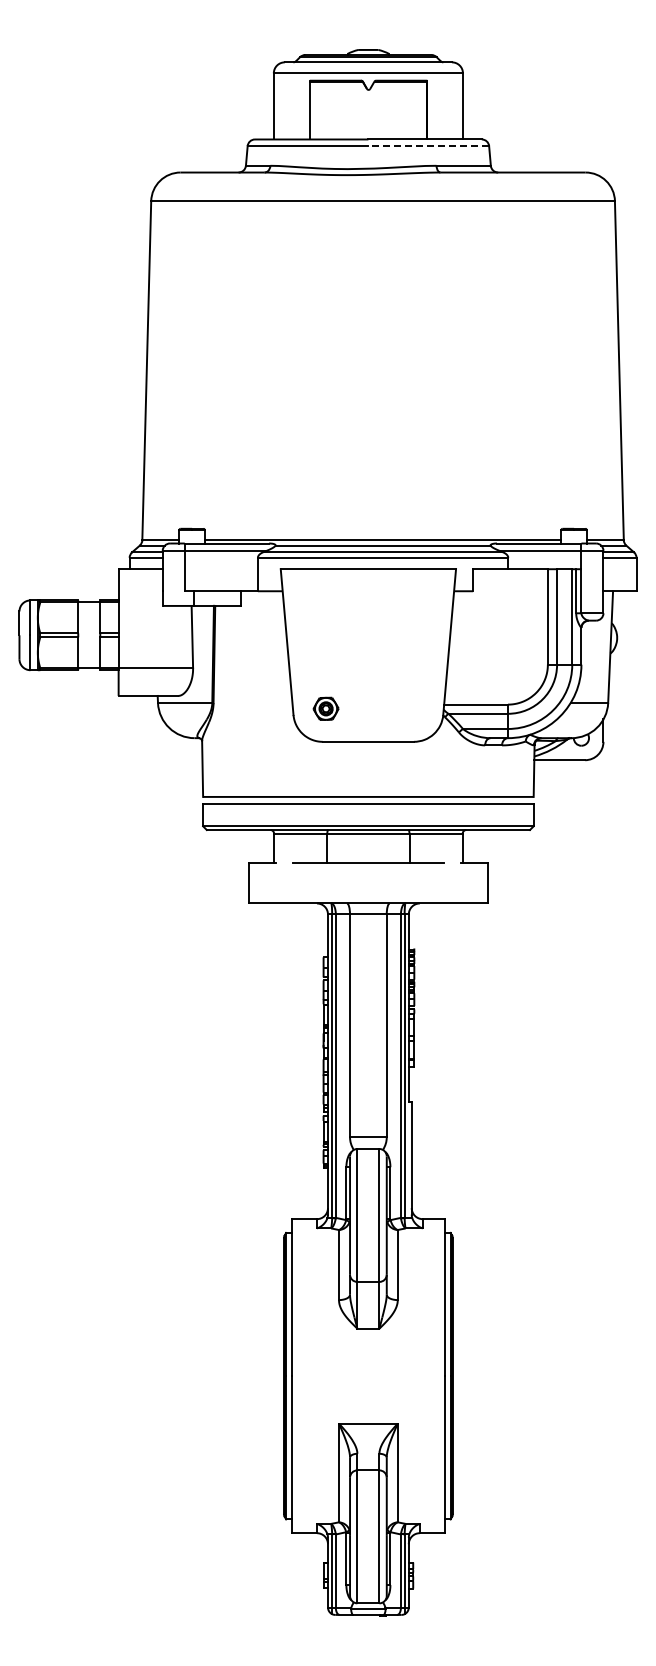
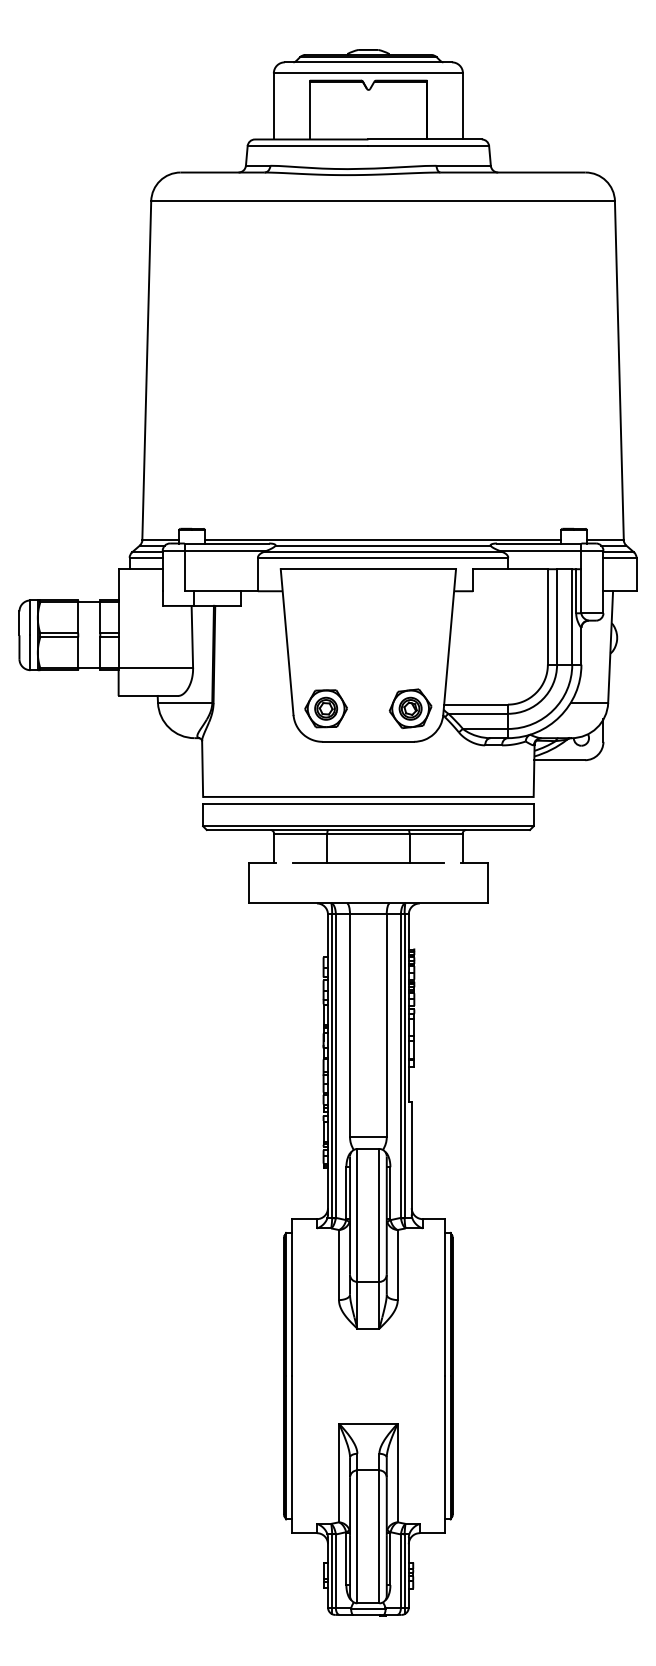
line: dashed -> solid (428, 146)
part size: 28x25 px -> 44x40 px (325, 708)
part: none -> present (410, 708)
